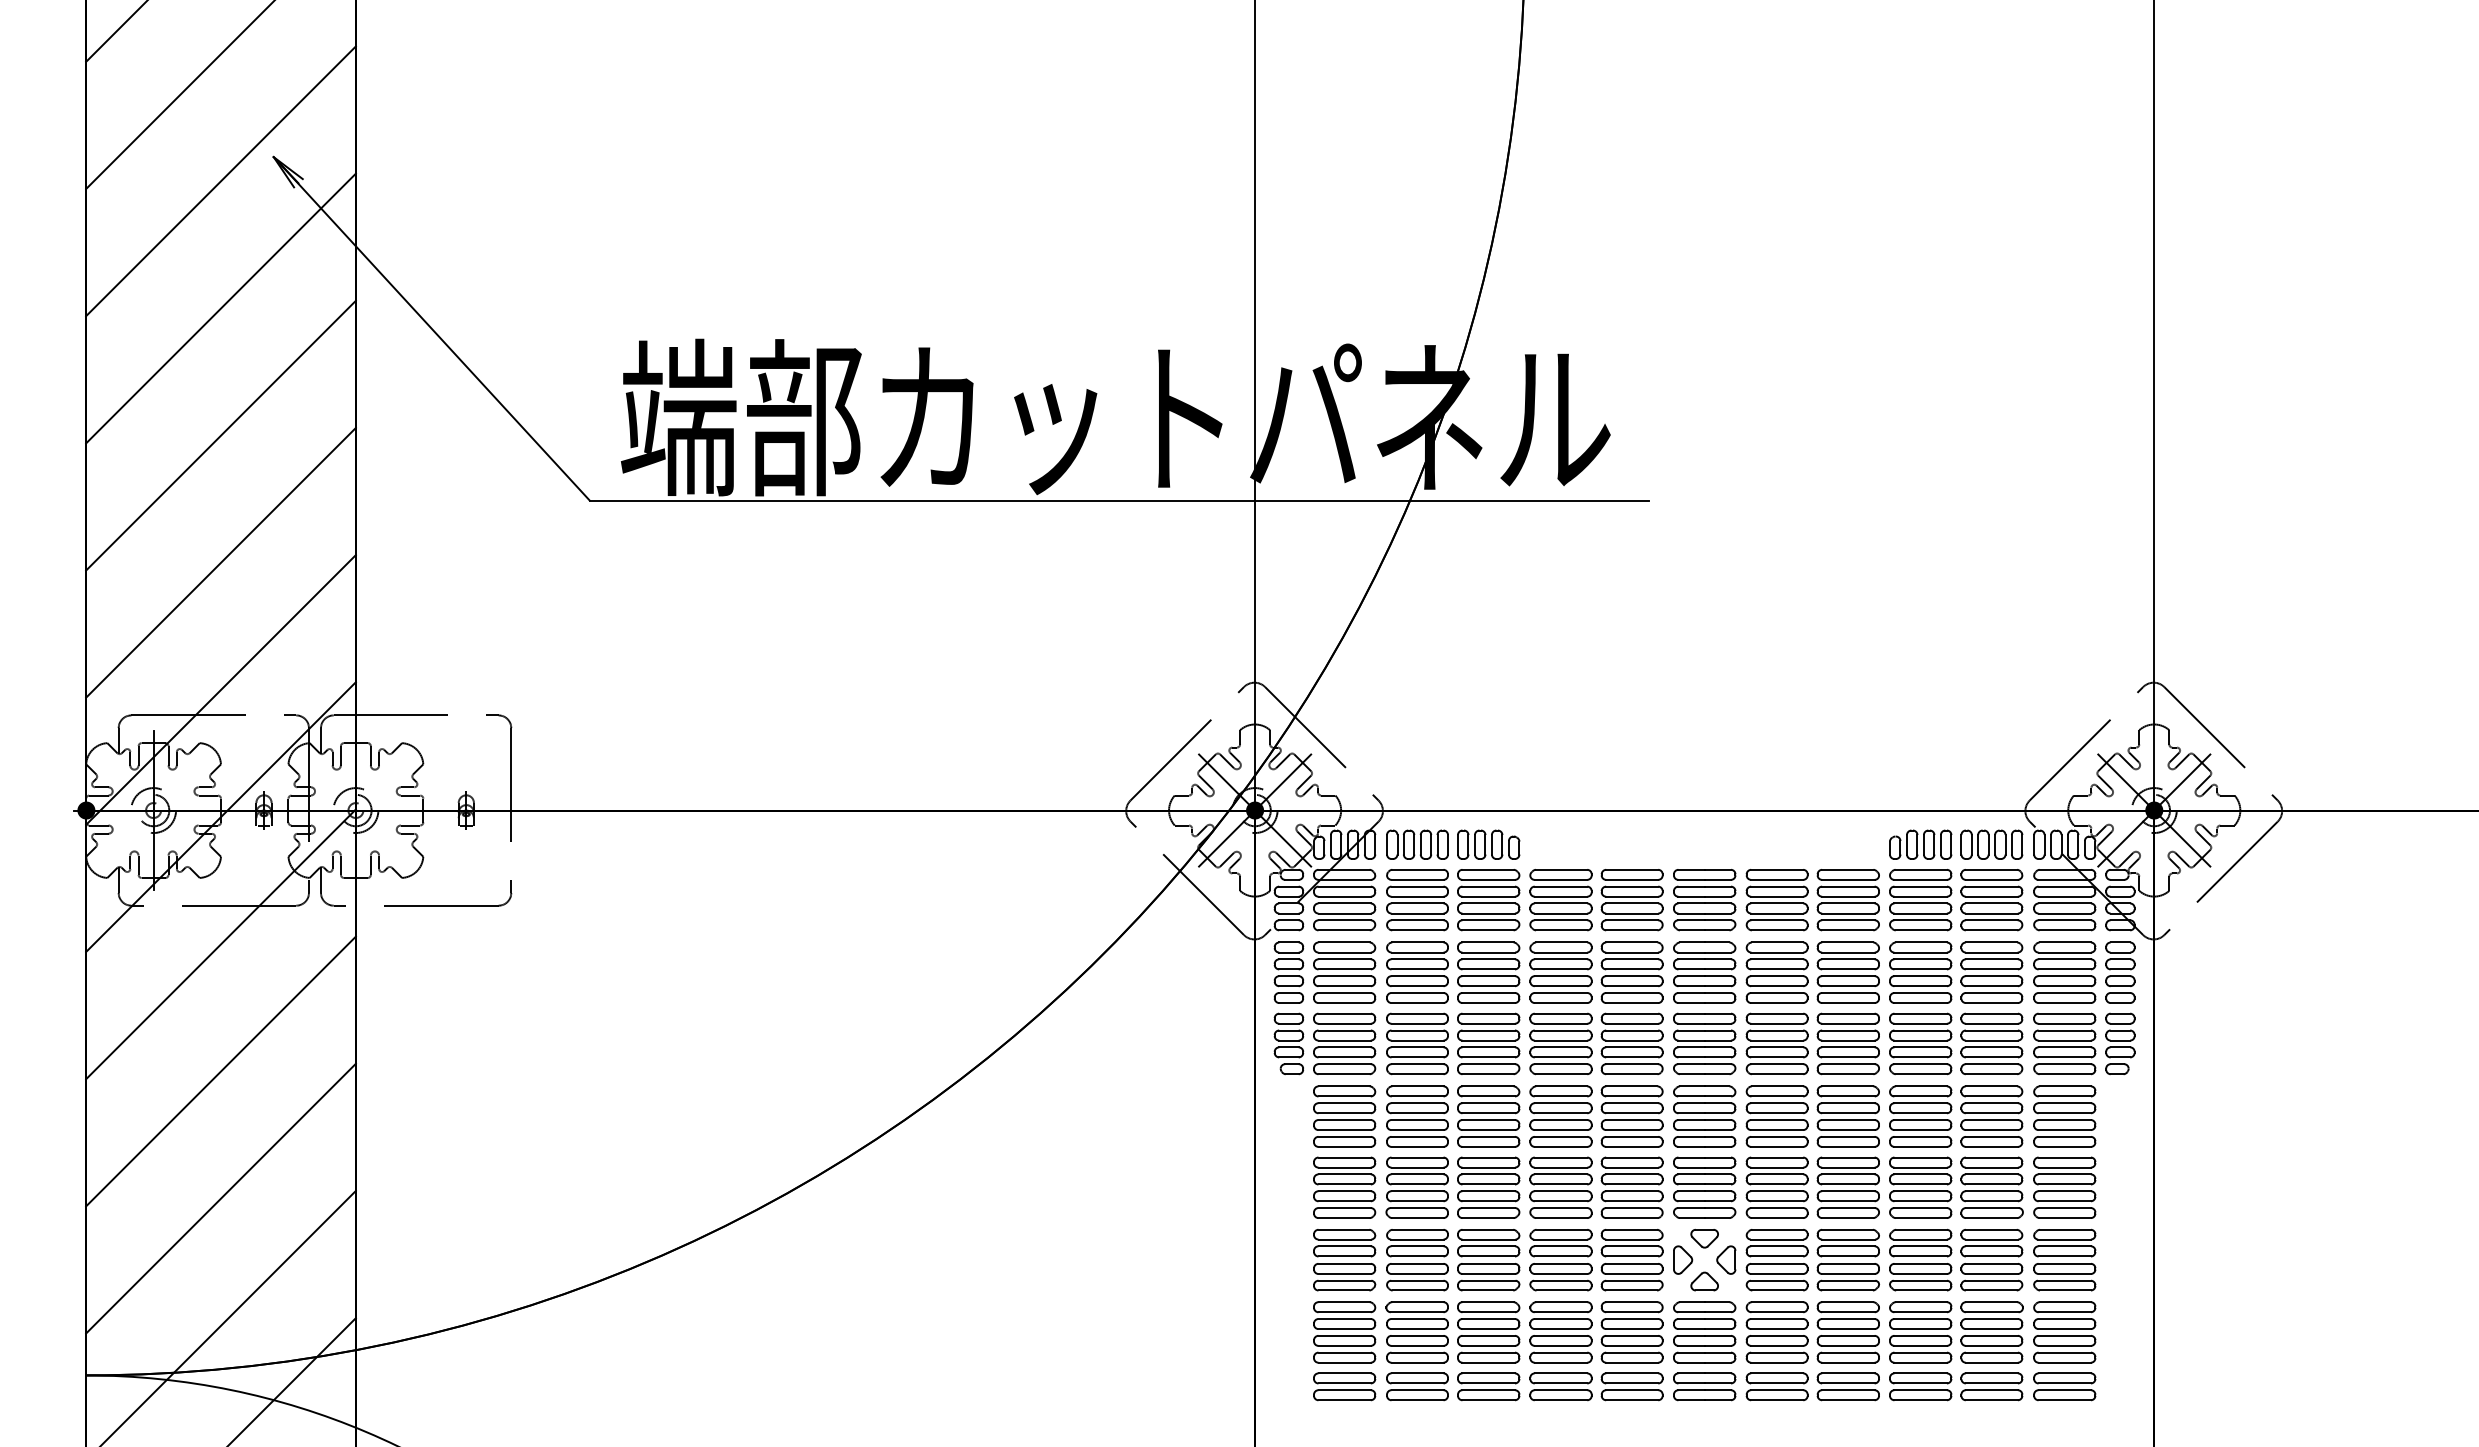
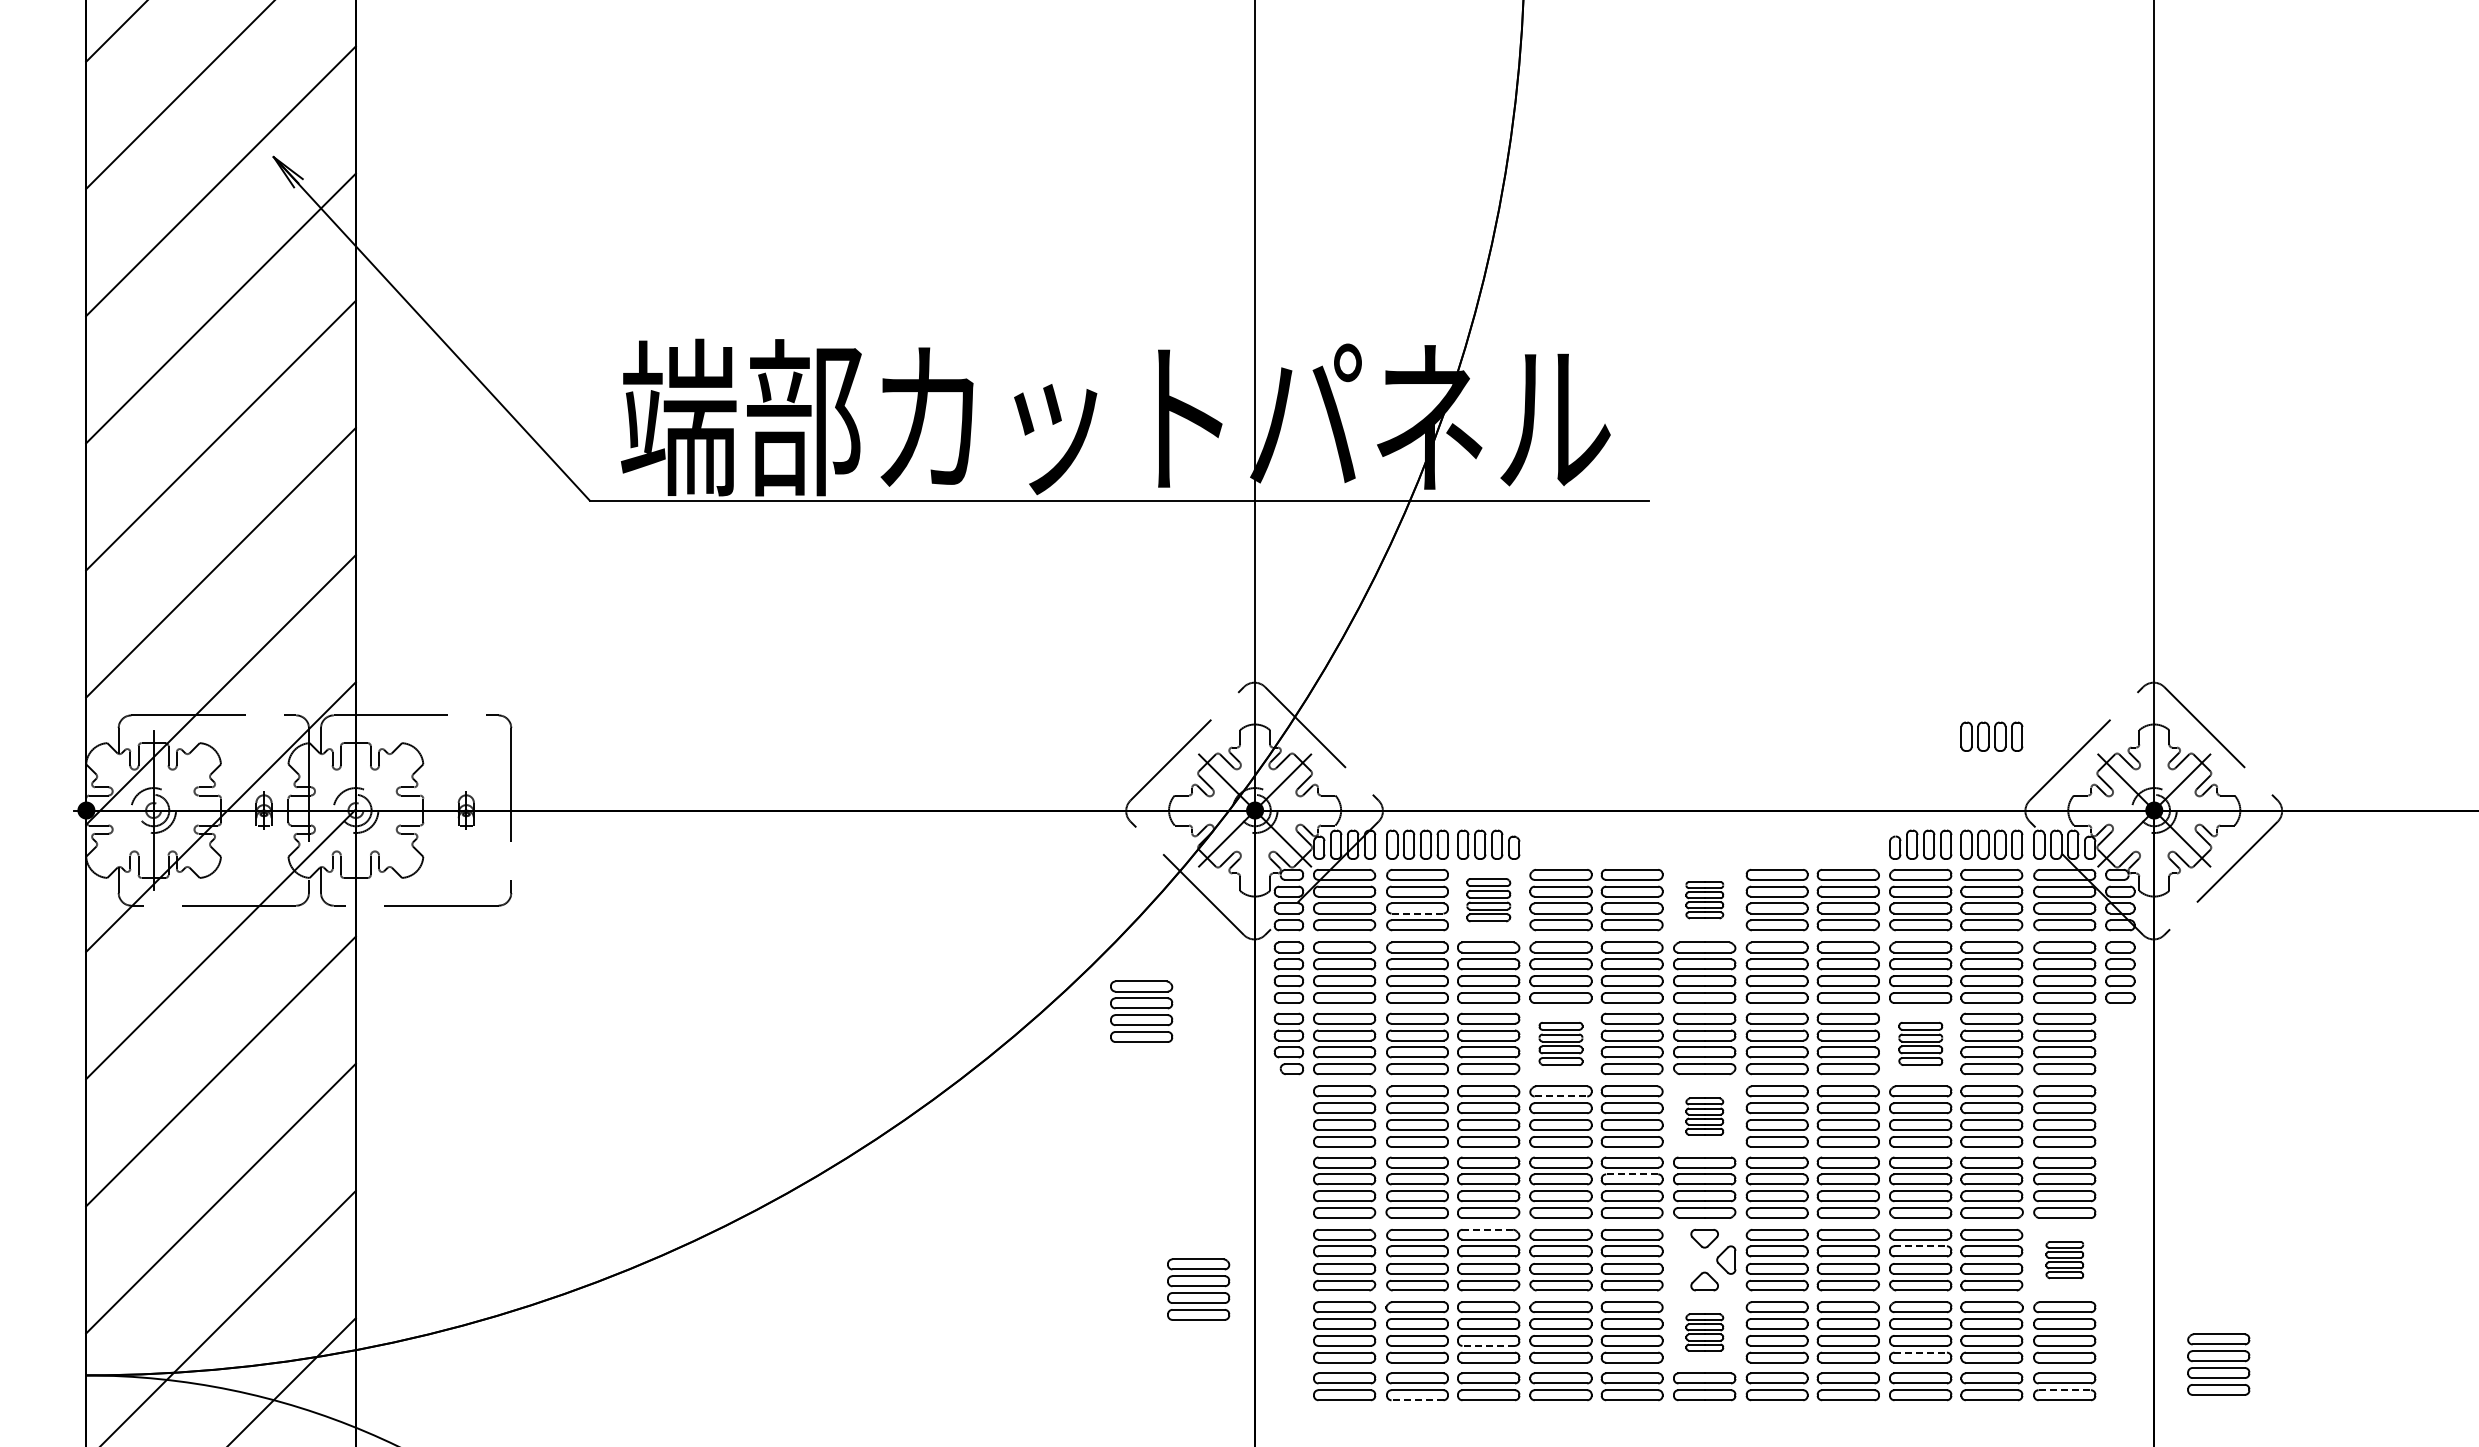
part: none -> present (1991, 736)
part size: 64x63 px -> 46x45 px (1488, 900)
part size: 64x63 px -> 40x39 px (1704, 900)
line: solid -> dashed (1418, 913)
part: none -> present (1141, 1011)
part size: 64x64 px -> 46x44 px (1560, 1043)
part size: 64x64 px -> 46x45 px (1920, 1043)
part: present -> none (2120, 1043)
line: solid -> dashed (1561, 1096)
part size: 64x63 px -> 40x39 px (1704, 1116)
line: solid -> dashed (1631, 1174)
line: solid -> dashed (1487, 1229)
line: solid -> dashed (1921, 1246)
part: present -> none (1683, 1259)
part size: 64x64 px -> 40x39 px (2064, 1260)
part: none -> present (1198, 1289)
part size: 64x63 px -> 40x39 px (1704, 1332)
line: solid -> dashed (1488, 1345)
line: solid -> dashed (1921, 1352)
part: none -> present (2218, 1364)
line: solid -> dashed (2065, 1390)
line: solid -> dashed (1417, 1400)
